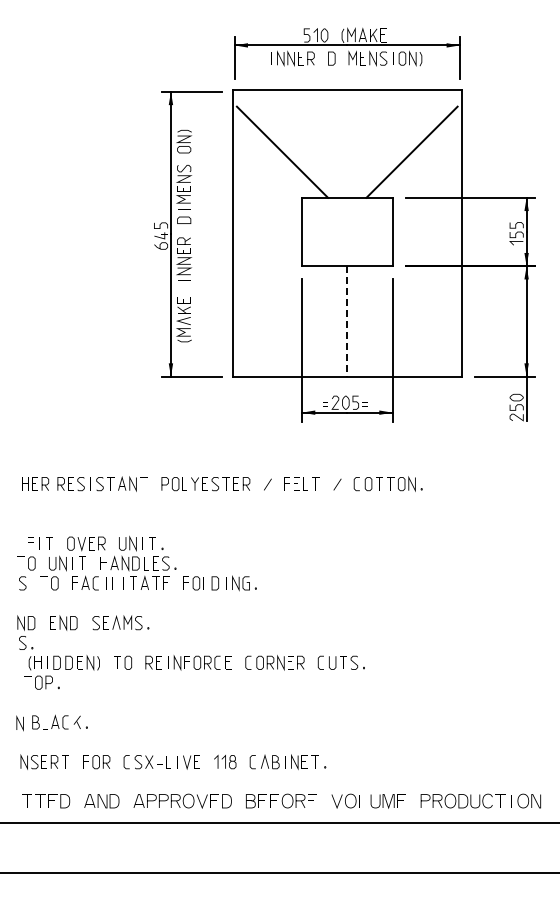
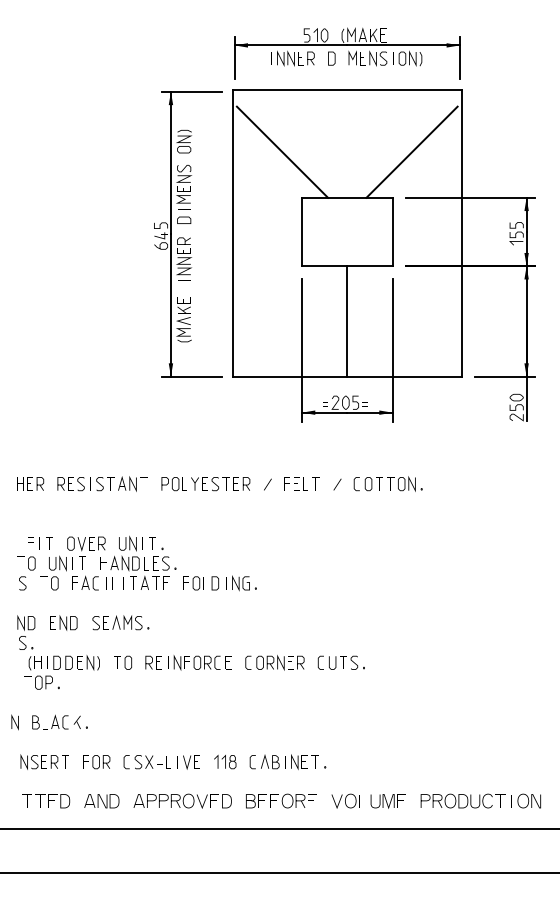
line: dashed -> solid (347, 321)
part position: (35, 483) -> (30, 483) (30, 483)
line position: (19, 723) -> (14, 722) (14, 722)
line position: (279, 822) -> (279, 828) (279, 828)
